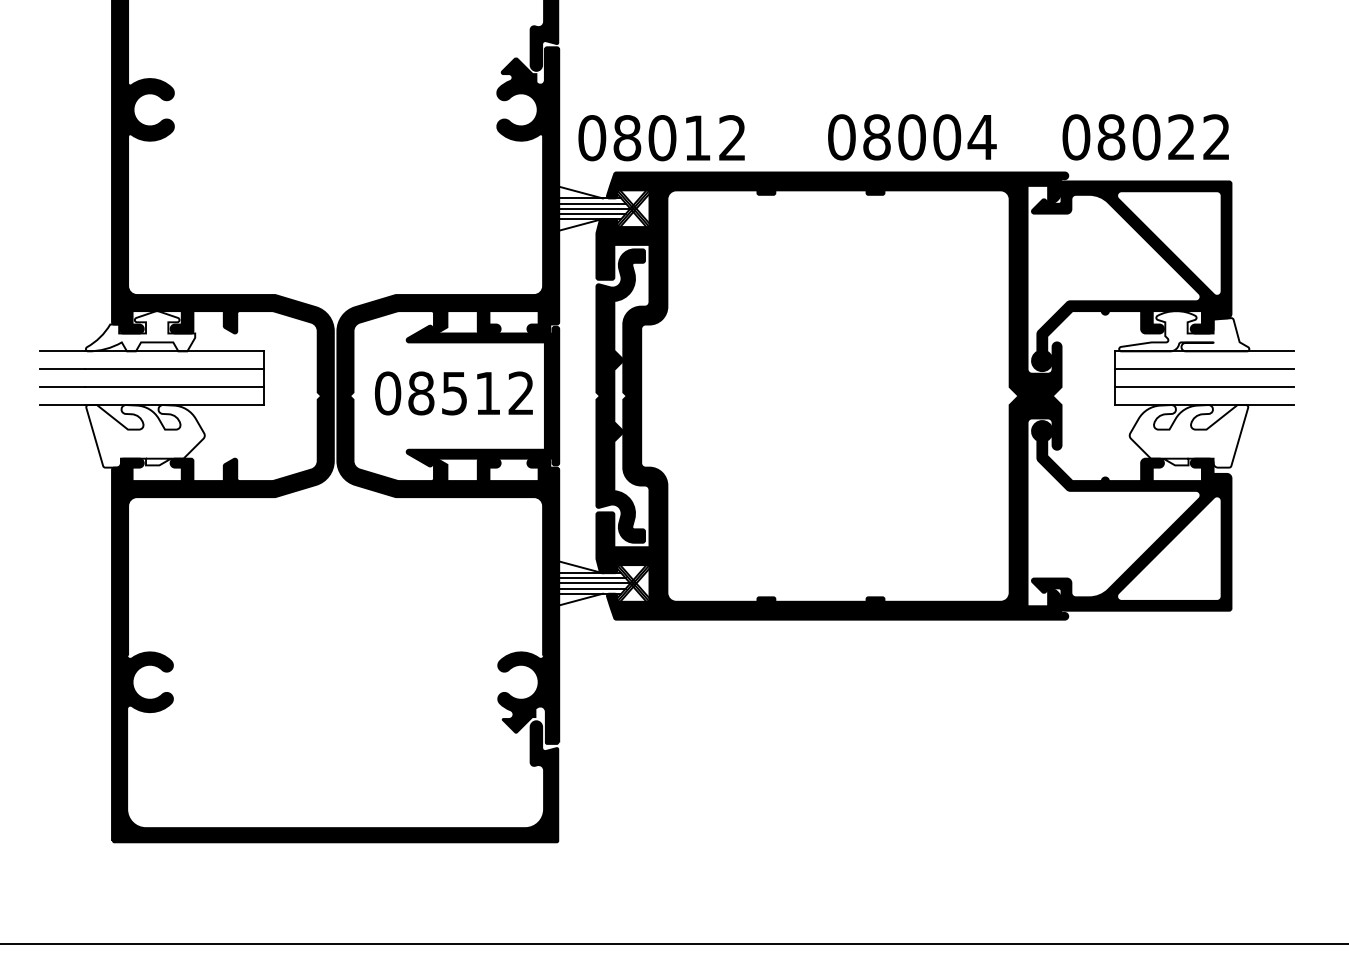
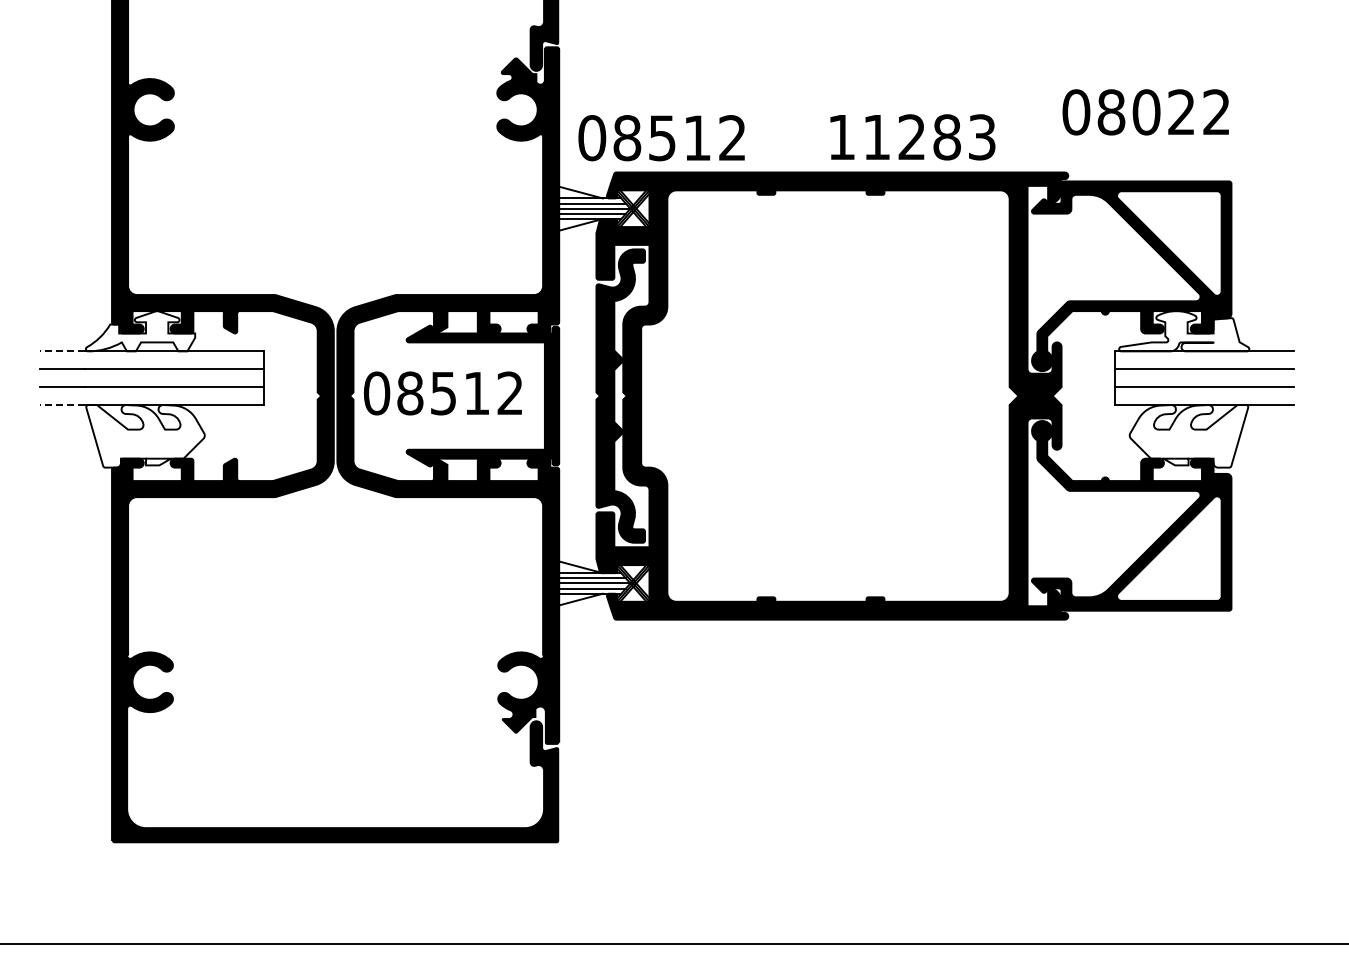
text: 08004 -> 11283 (912, 137)
text position: (1145, 137) -> (1145, 112) (1145, 112)
text: 08012 -> 08512 (662, 138)
line: solid -> dashed (62, 351)
text position: (453, 393) -> (442, 393) (442, 393)
line: solid -> dashed (62, 405)
